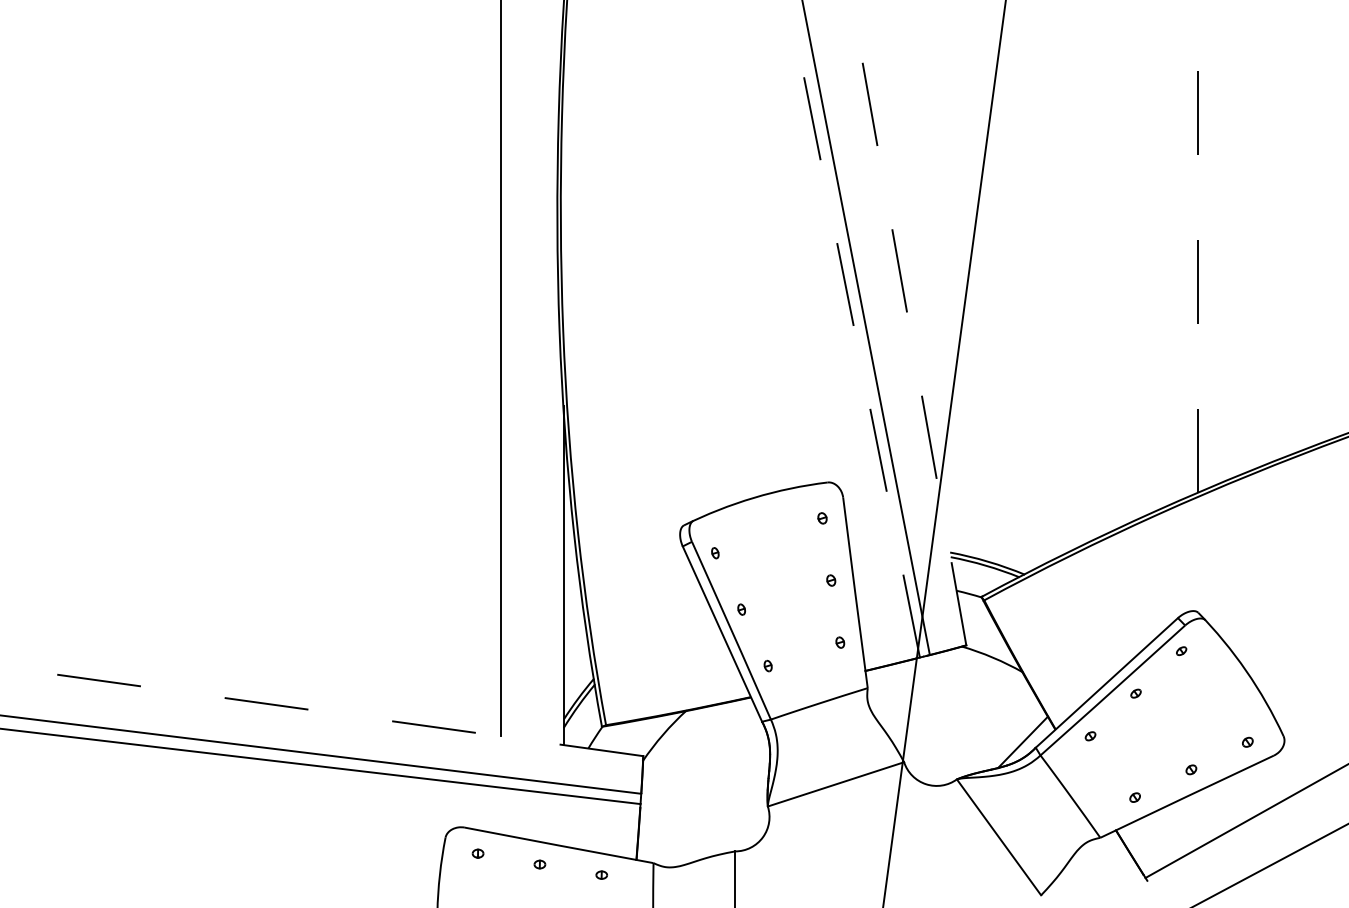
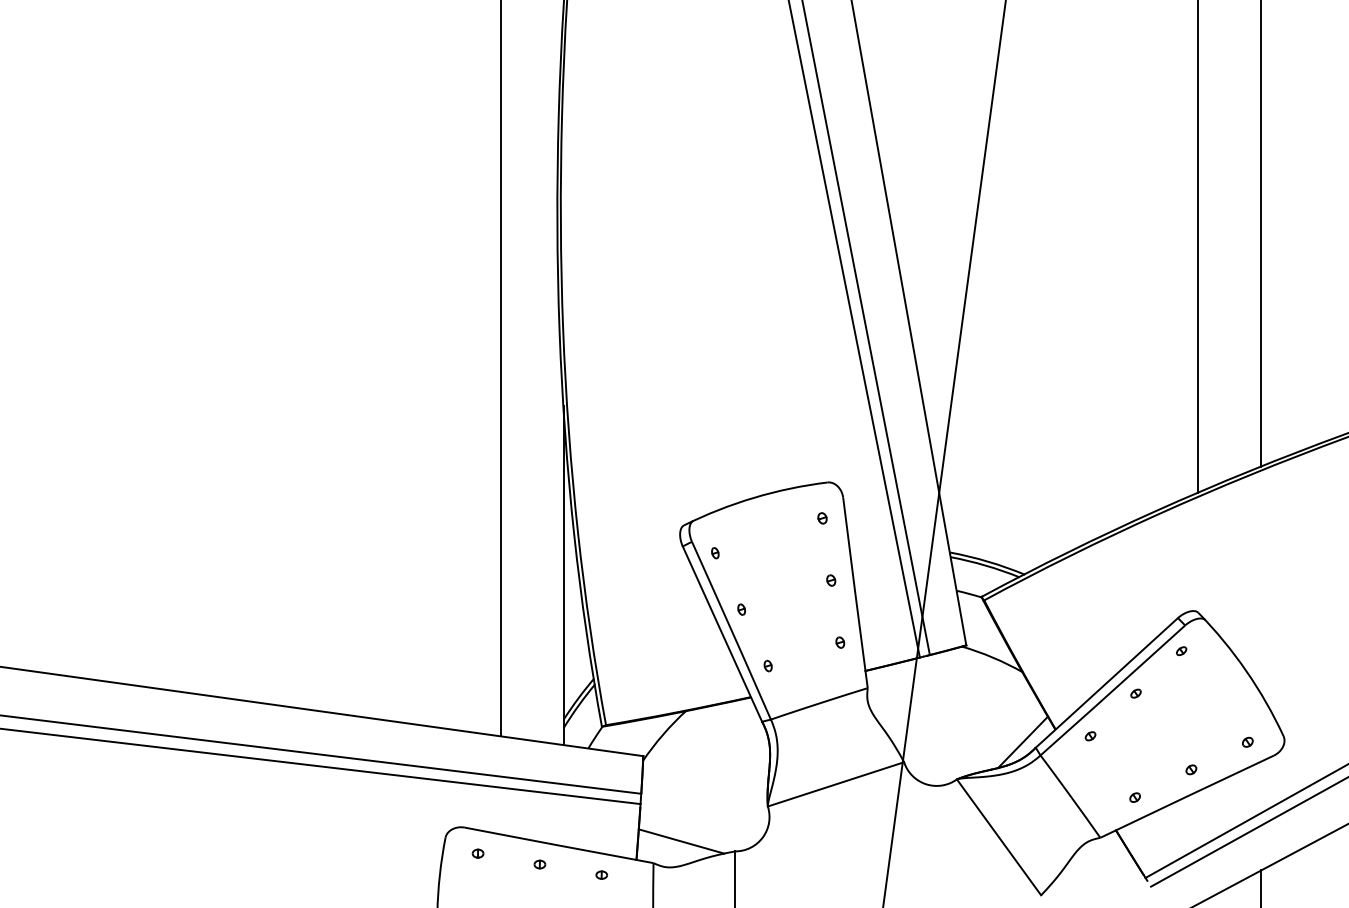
line: none -> present (1261, 234)
line: dashed -> solid (1198, 246)
line: dashed -> solid (908, 322)
line: dashed -> solid (854, 328)
line: dashed -> solid (321, 711)
line: none -> present (1248, 832)
line: none -> present (681, 841)
line: none -> present (1261, 887)
